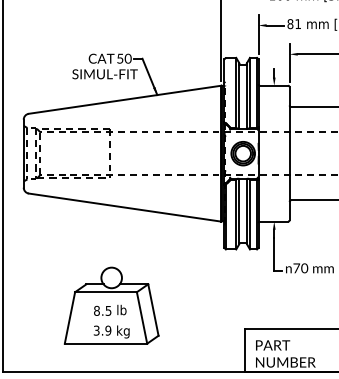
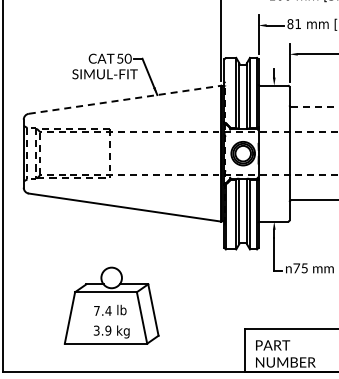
line: solid -> dashed (125, 99)
line: solid -> dashed (315, 106)
text: 70 -> 75 (304, 268)
text: 8.5 -> 7.4 (102, 310)
